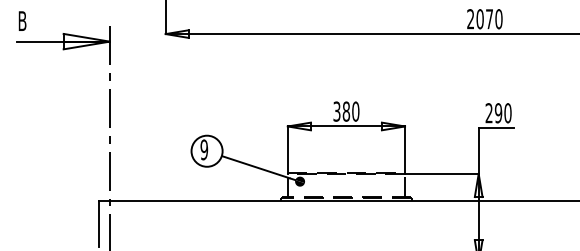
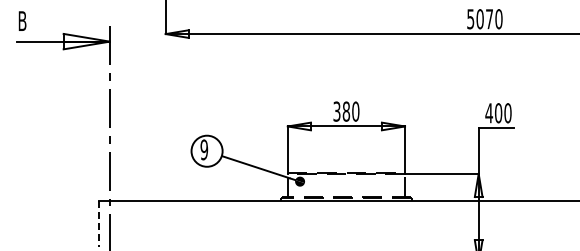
text: 2070 -> 5070 (470, 19)
text: 290 -> 400 (493, 113)
line: solid -> dashed (99, 224)
